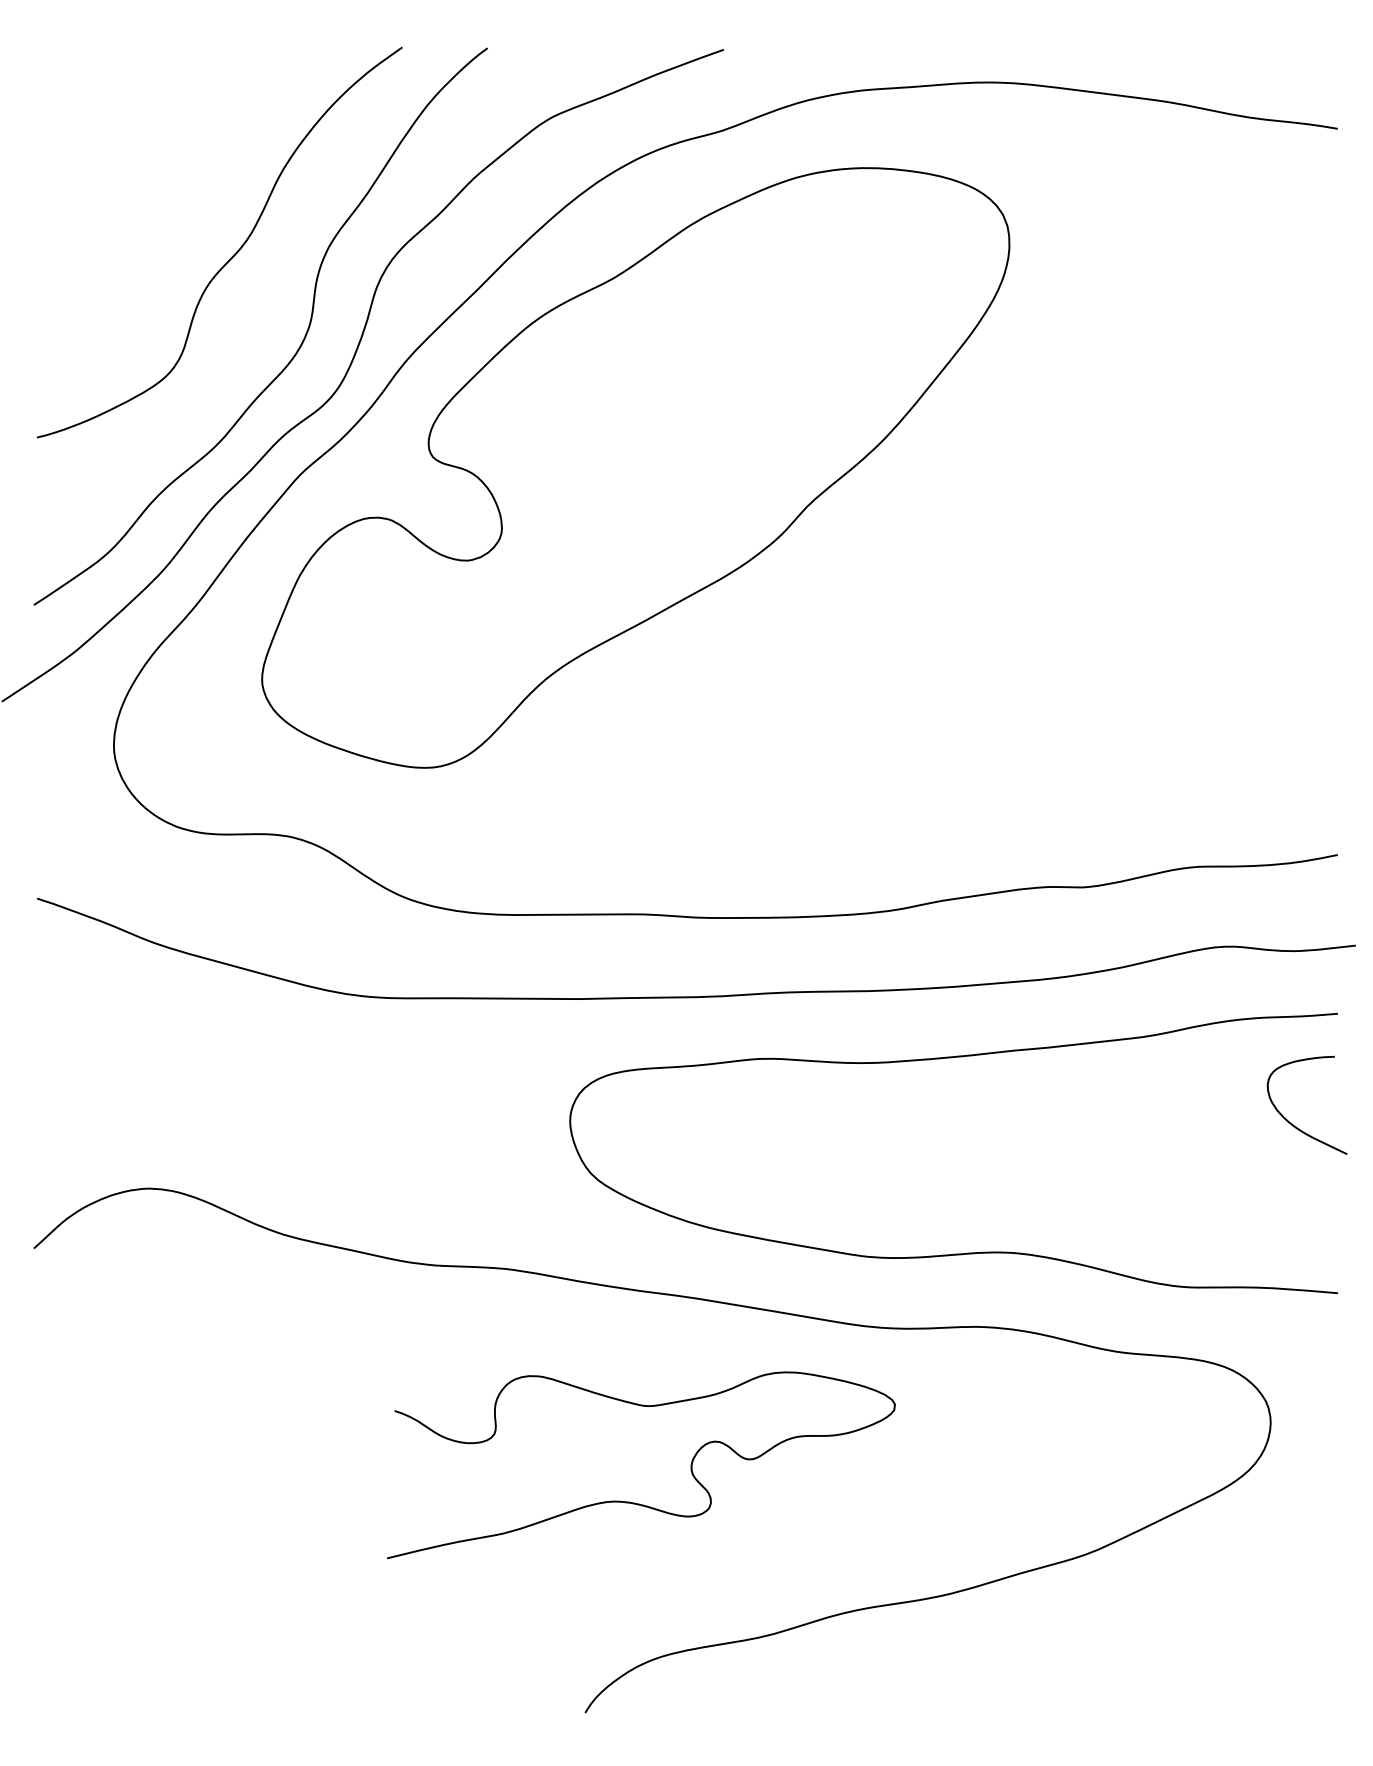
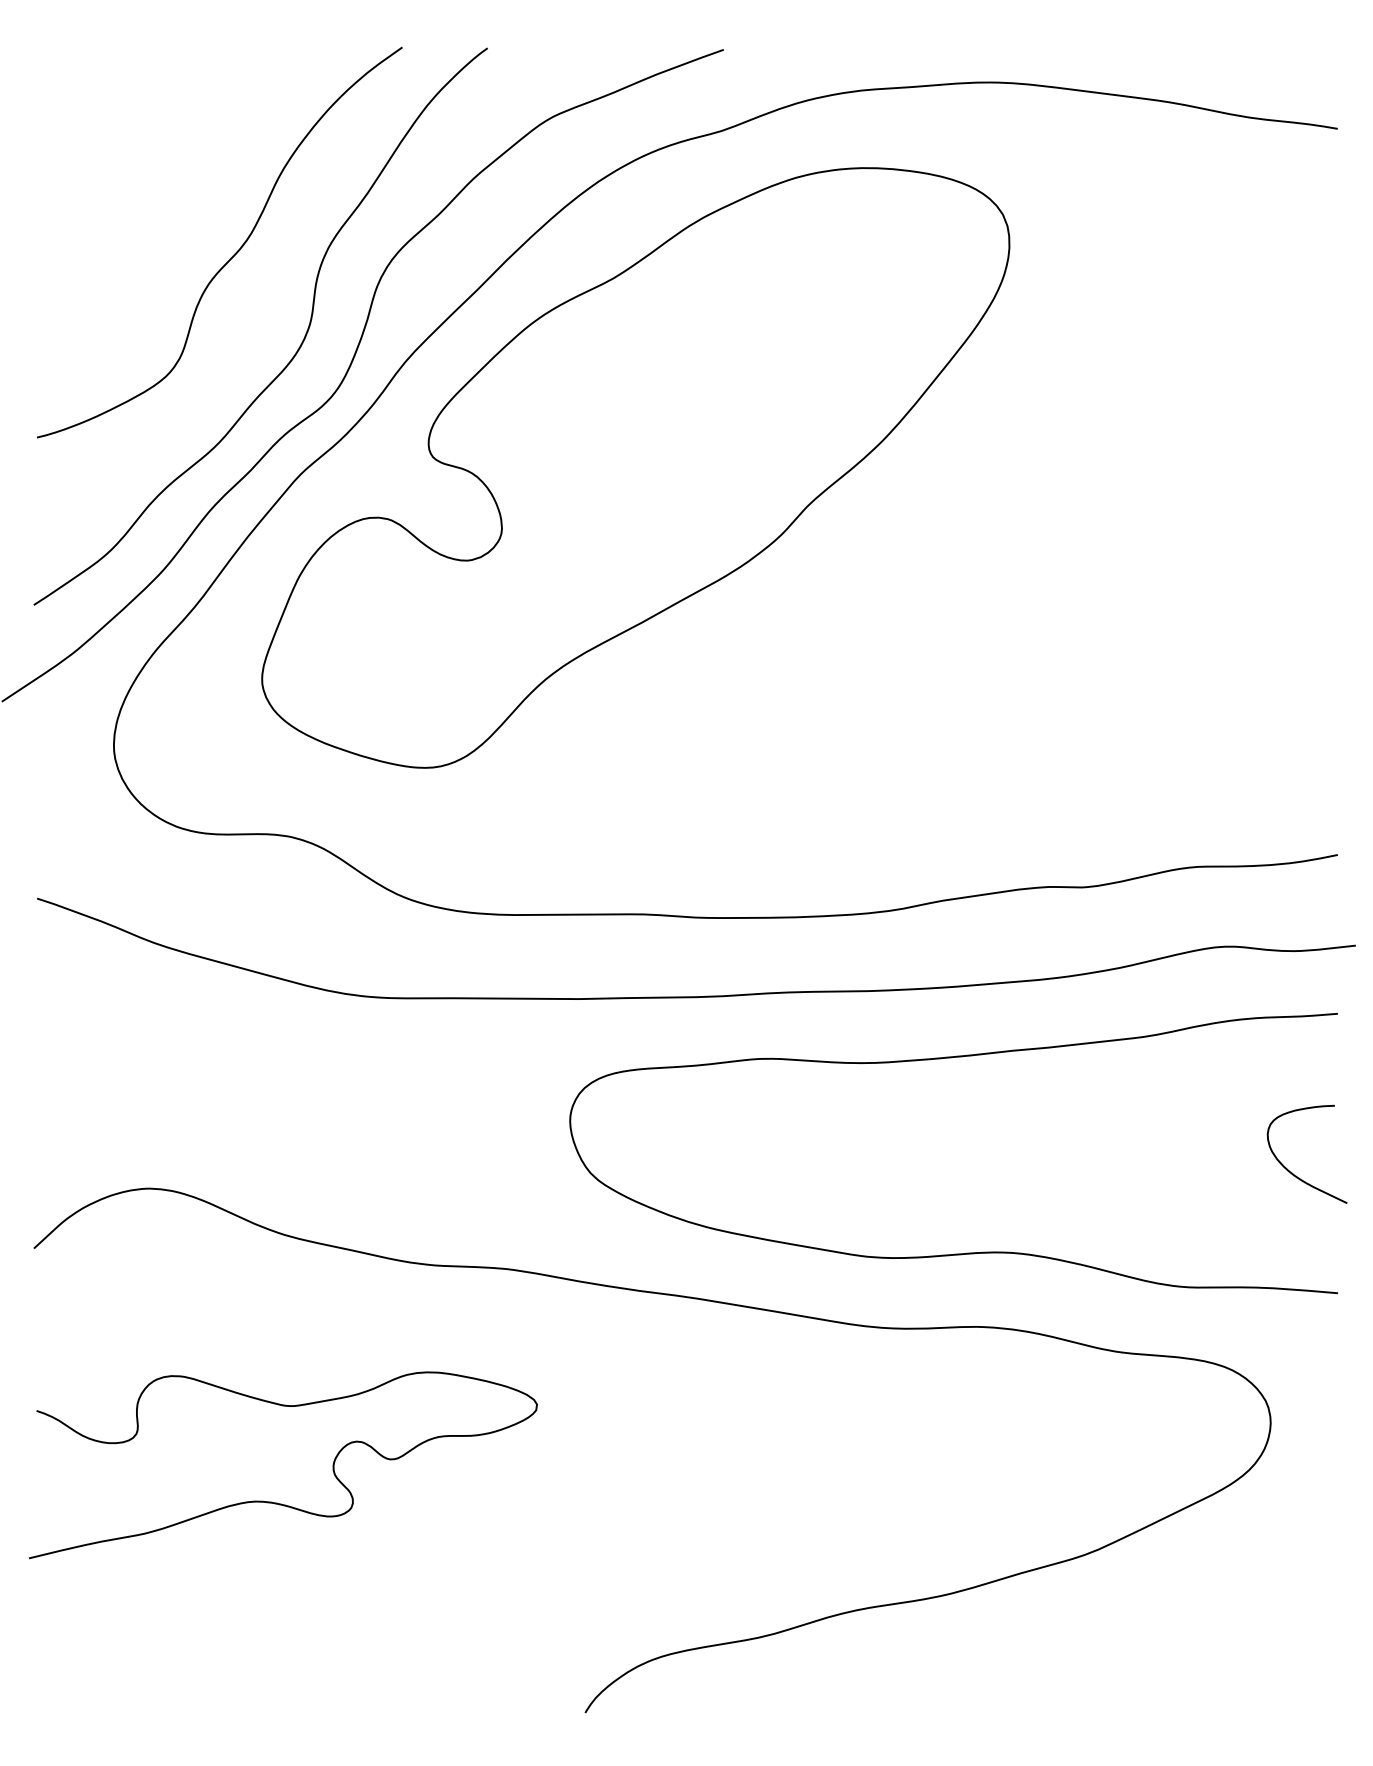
curve position: (1292, 1123) -> (1292, 1172) (1292, 1172)
curve position: (635, 1502) -> (277, 1502) (277, 1502)
